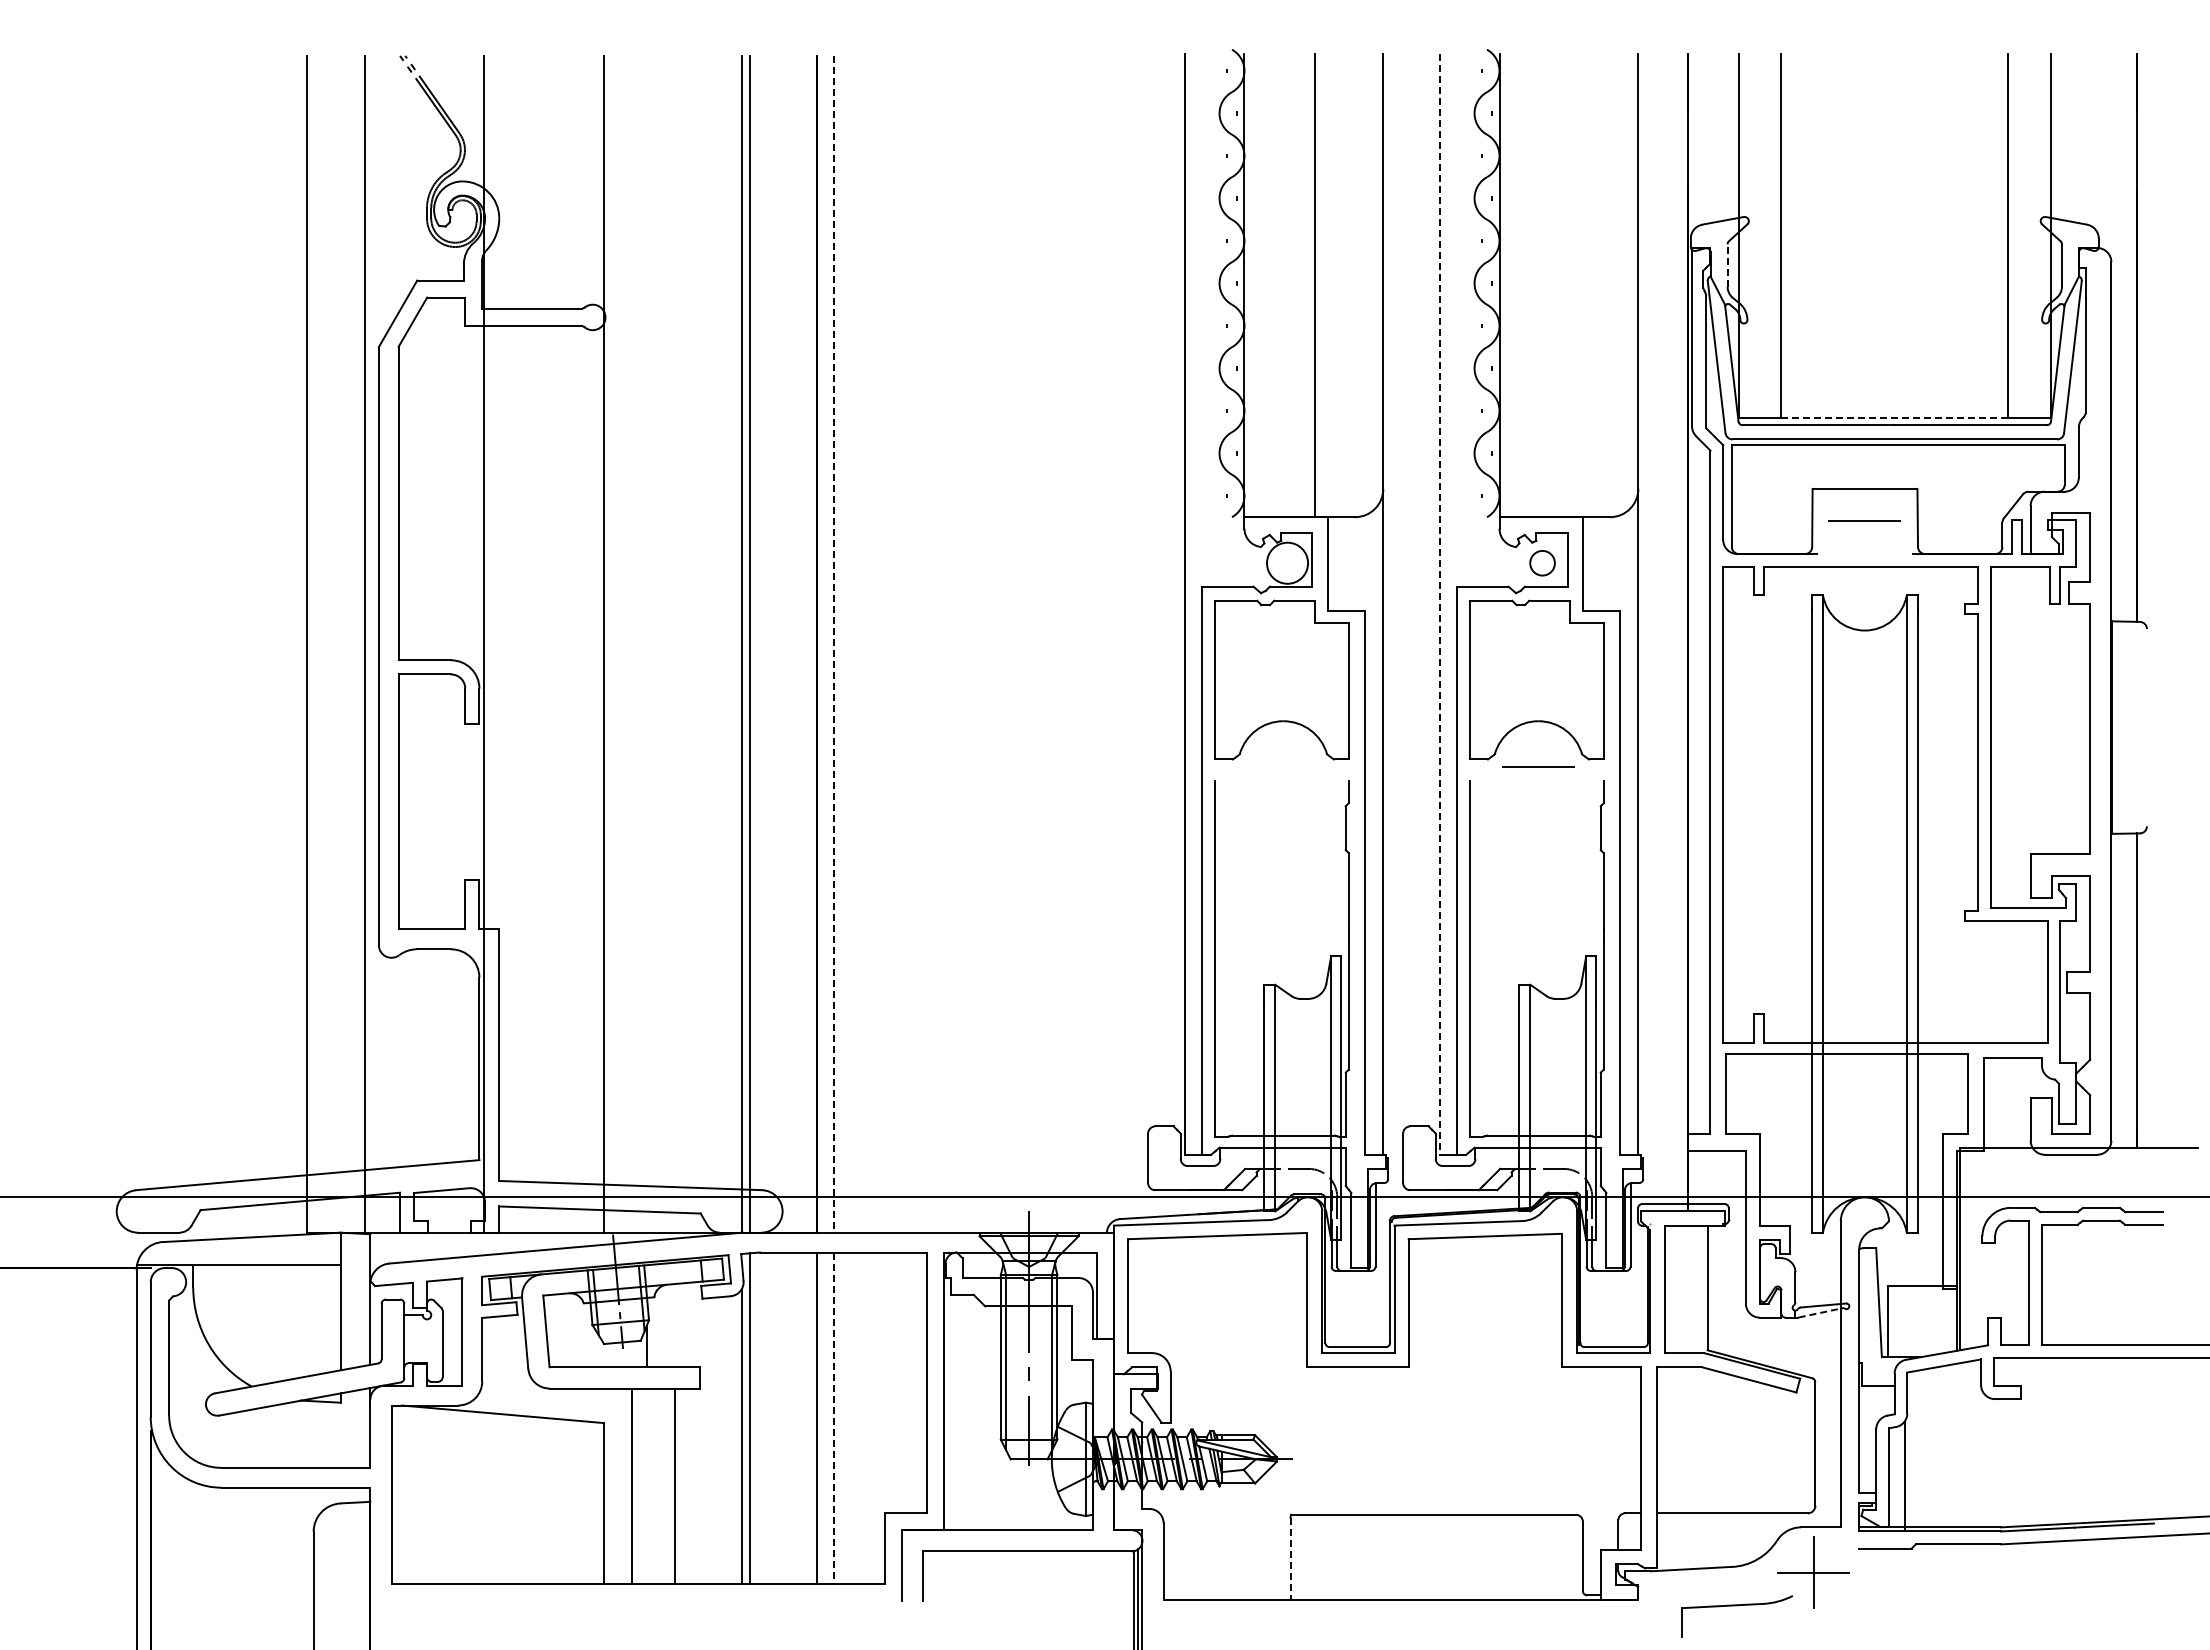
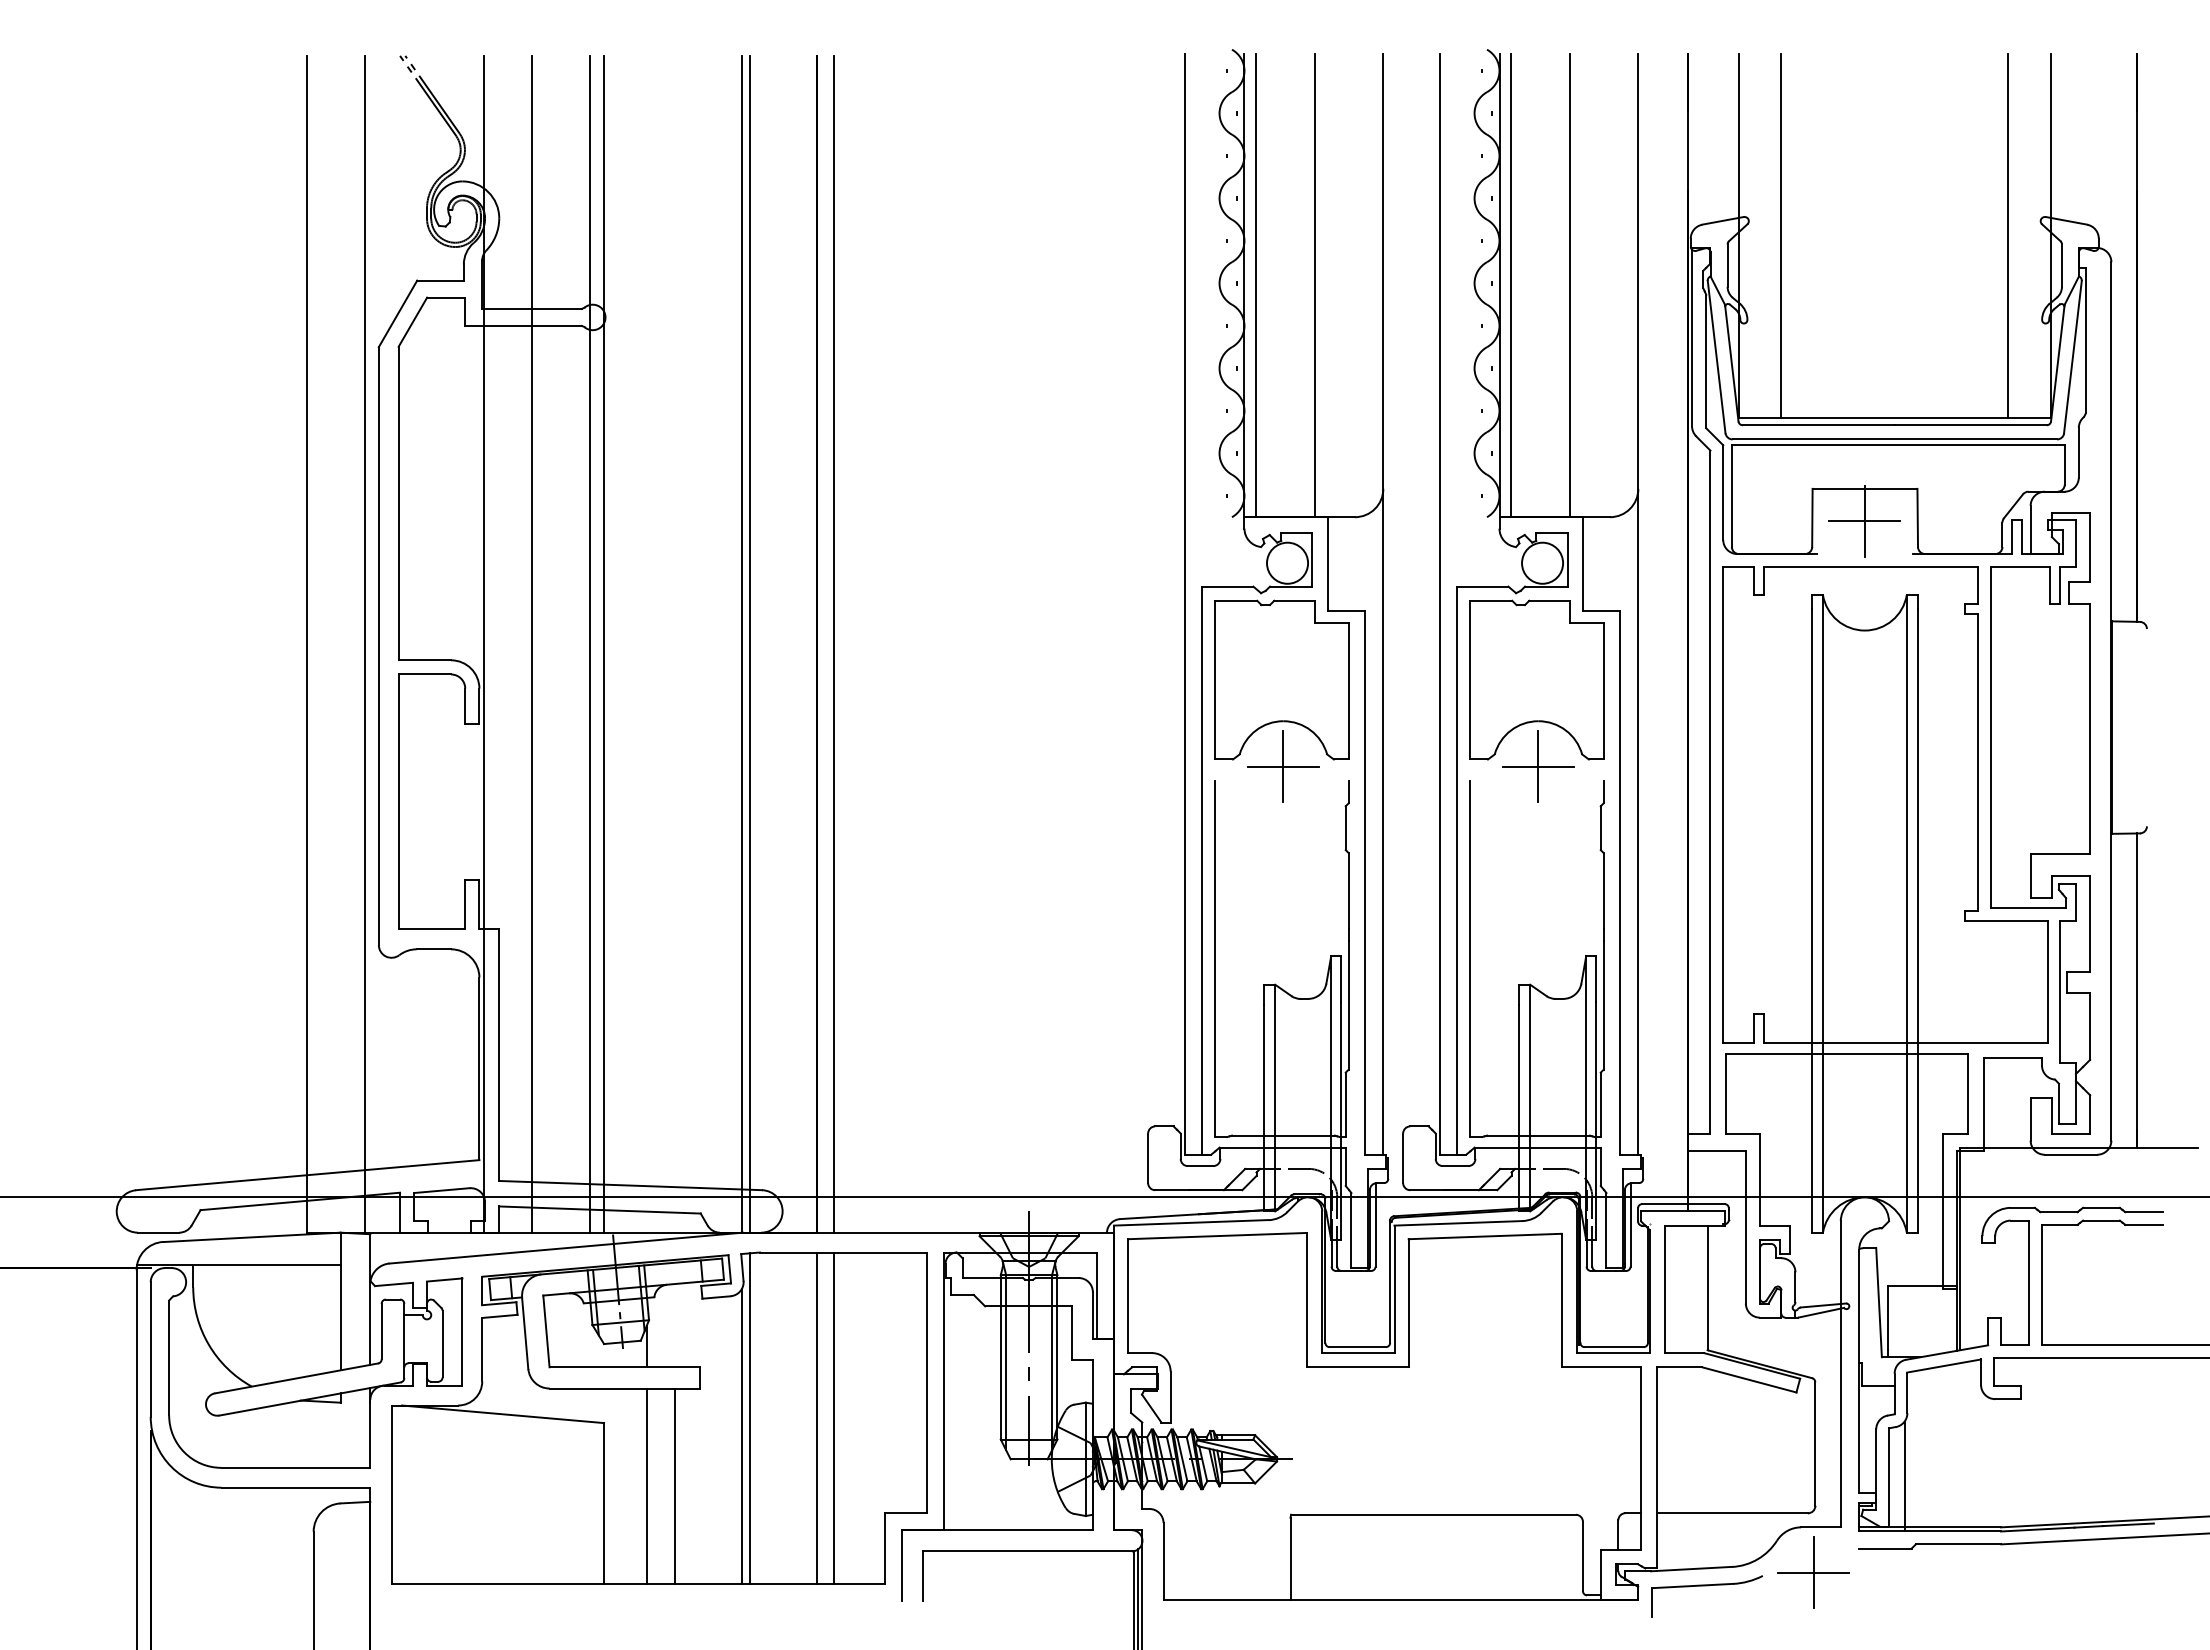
line: dashed -> solid (1727, 265)
line: none -> present (1255, 285)
line: none -> present (1510, 285)
line: none -> present (1570, 285)
line: dashed -> solid (1894, 418)
line: none -> present (1864, 521)
circle diameter: 25 px -> 41 px (1542, 562)
line: dashed -> solid (1439, 605)
line: none -> present (531, 643)
line: none -> present (589, 643)
line: dashed -> solid (833, 644)
part: none -> present (1283, 766)
line: none -> present (1538, 766)
line: dashed -> solid (1821, 1312)
line: dashed -> solid (833, 1418)
line position: (631, 1486) -> (646, 1486) (646, 1486)
line: dashed -> solid (1290, 1558)
part position: (1736, 1606) -> (1706, 1586) (1706, 1586)
